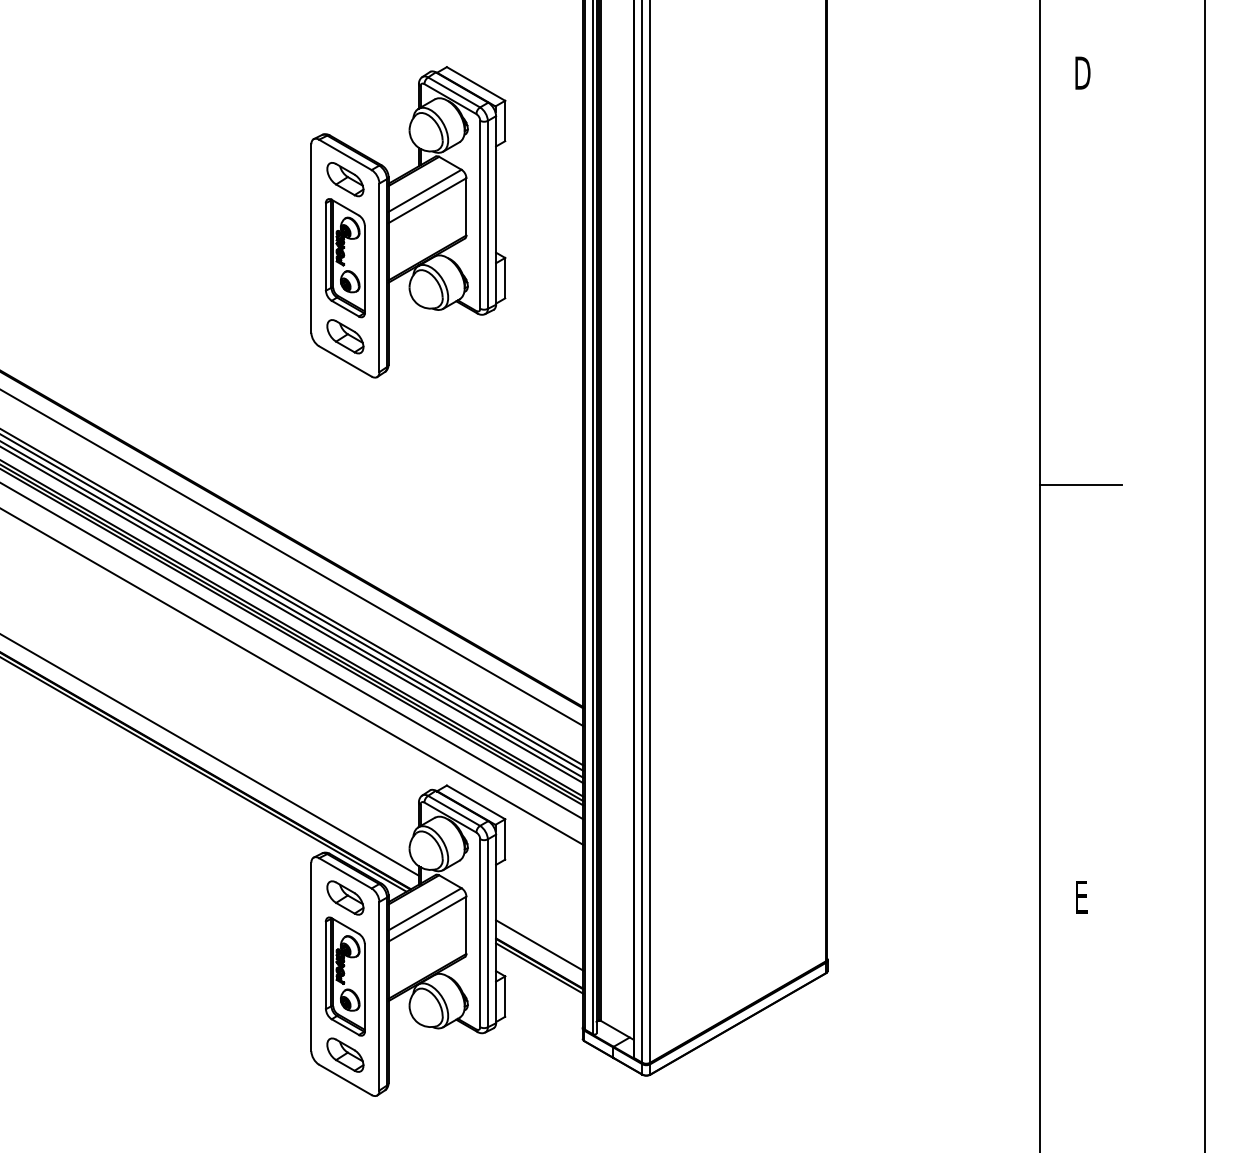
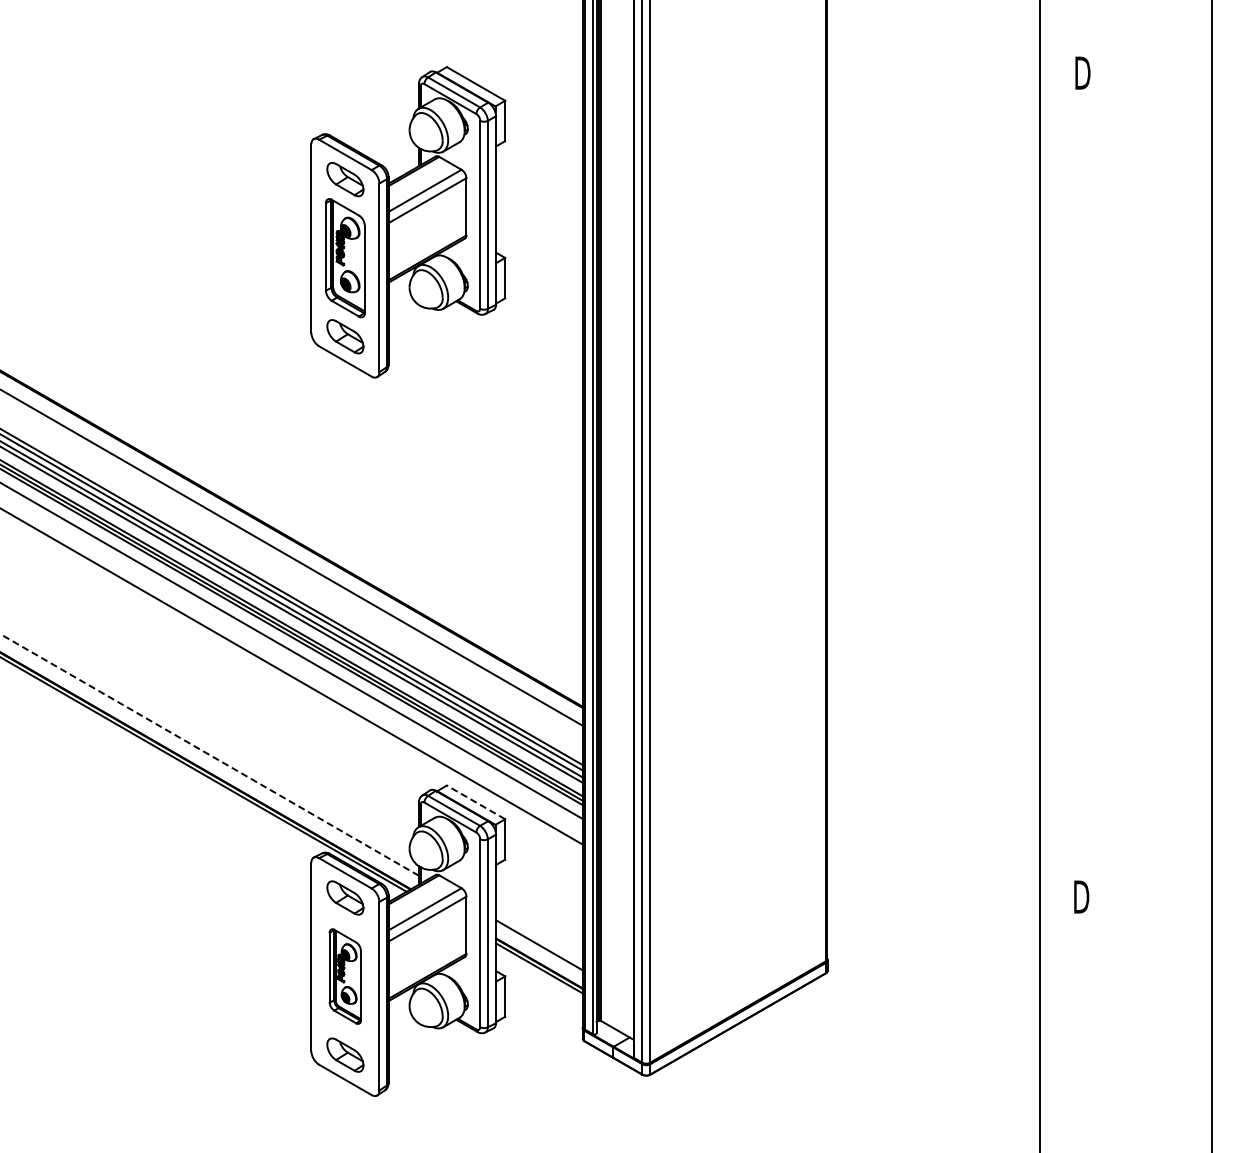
line: present -> none (1080, 484)
line position: (1204, 575) -> (1211, 575) (1211, 575)
line: solid -> dashed (209, 754)
line: solid -> dashed (476, 802)
text: E -> D (1081, 896)
part size: 42x121 px -> 34x97 px (344, 976)
